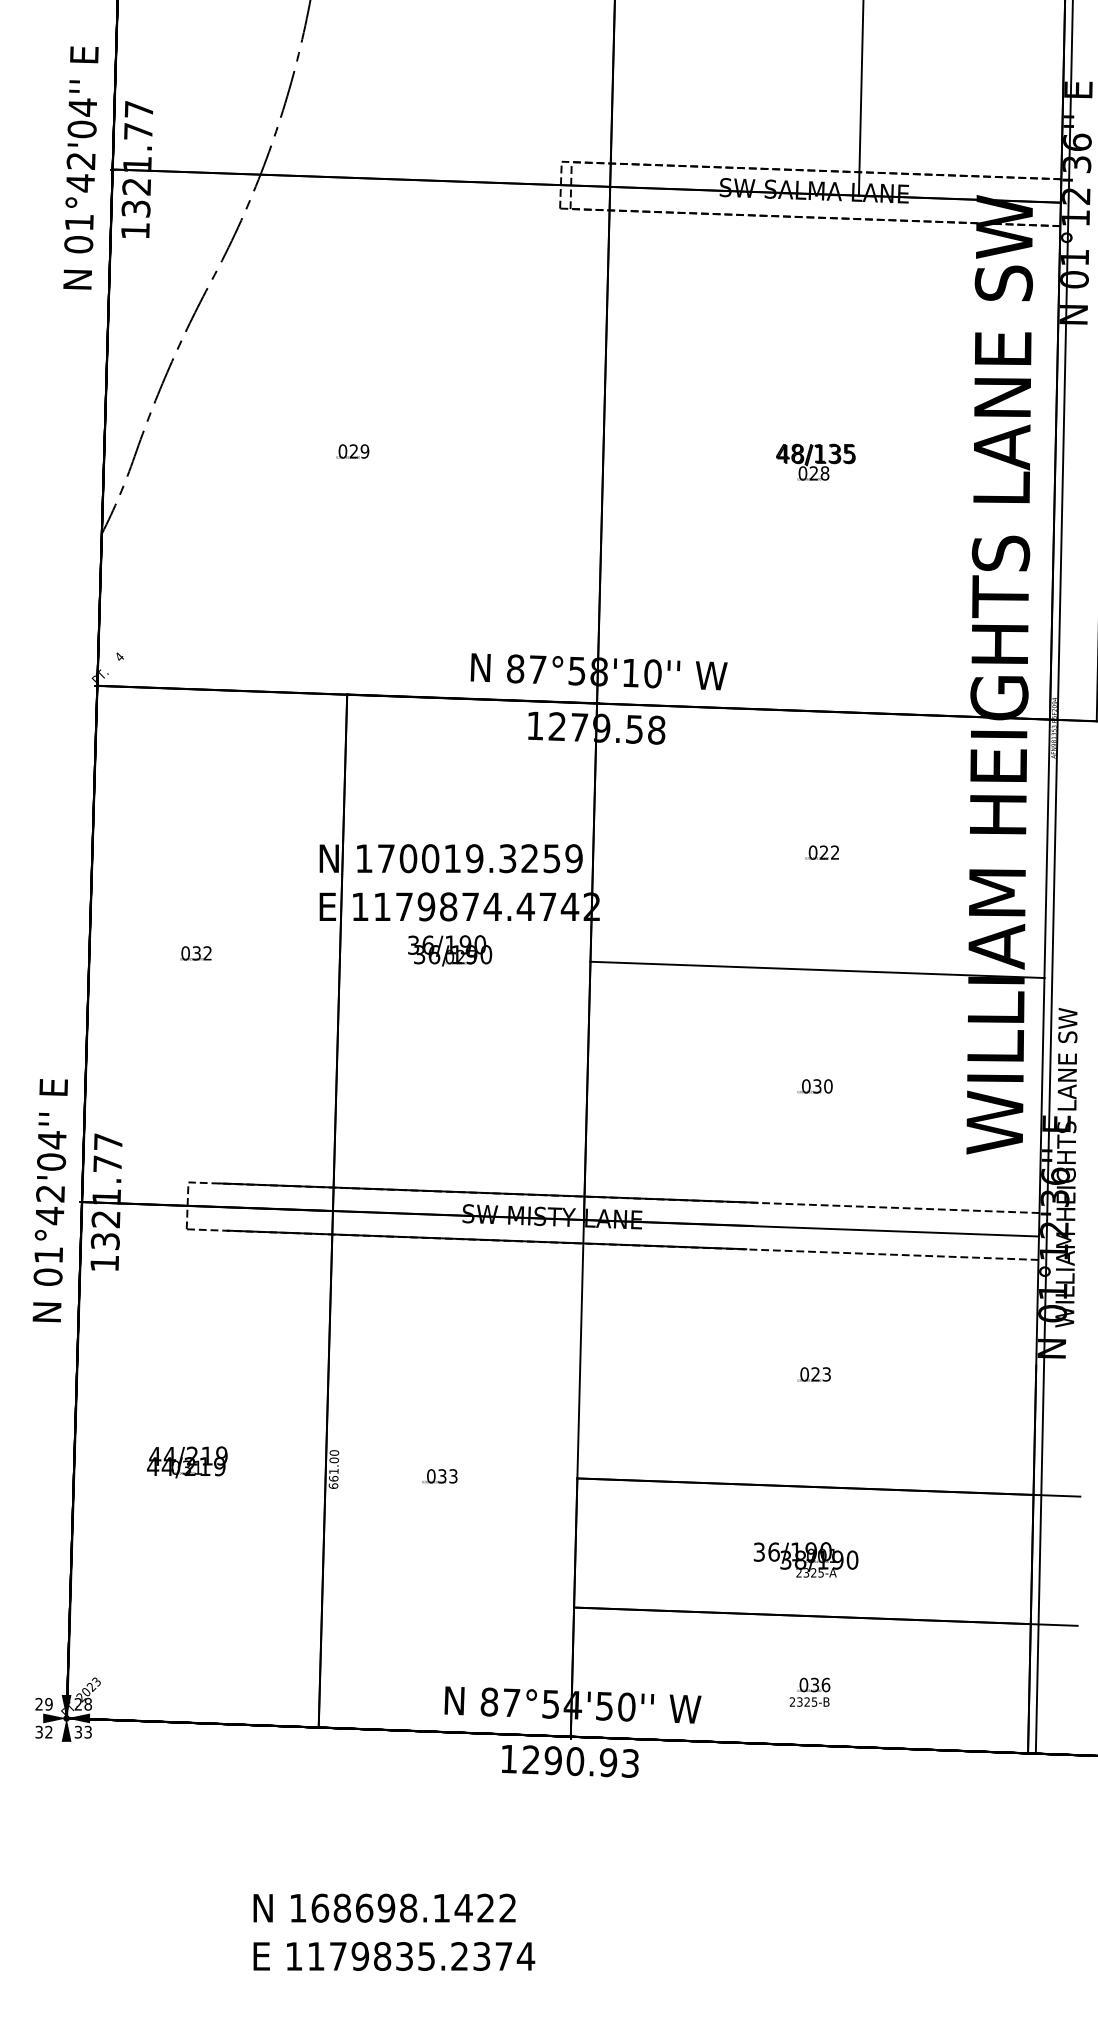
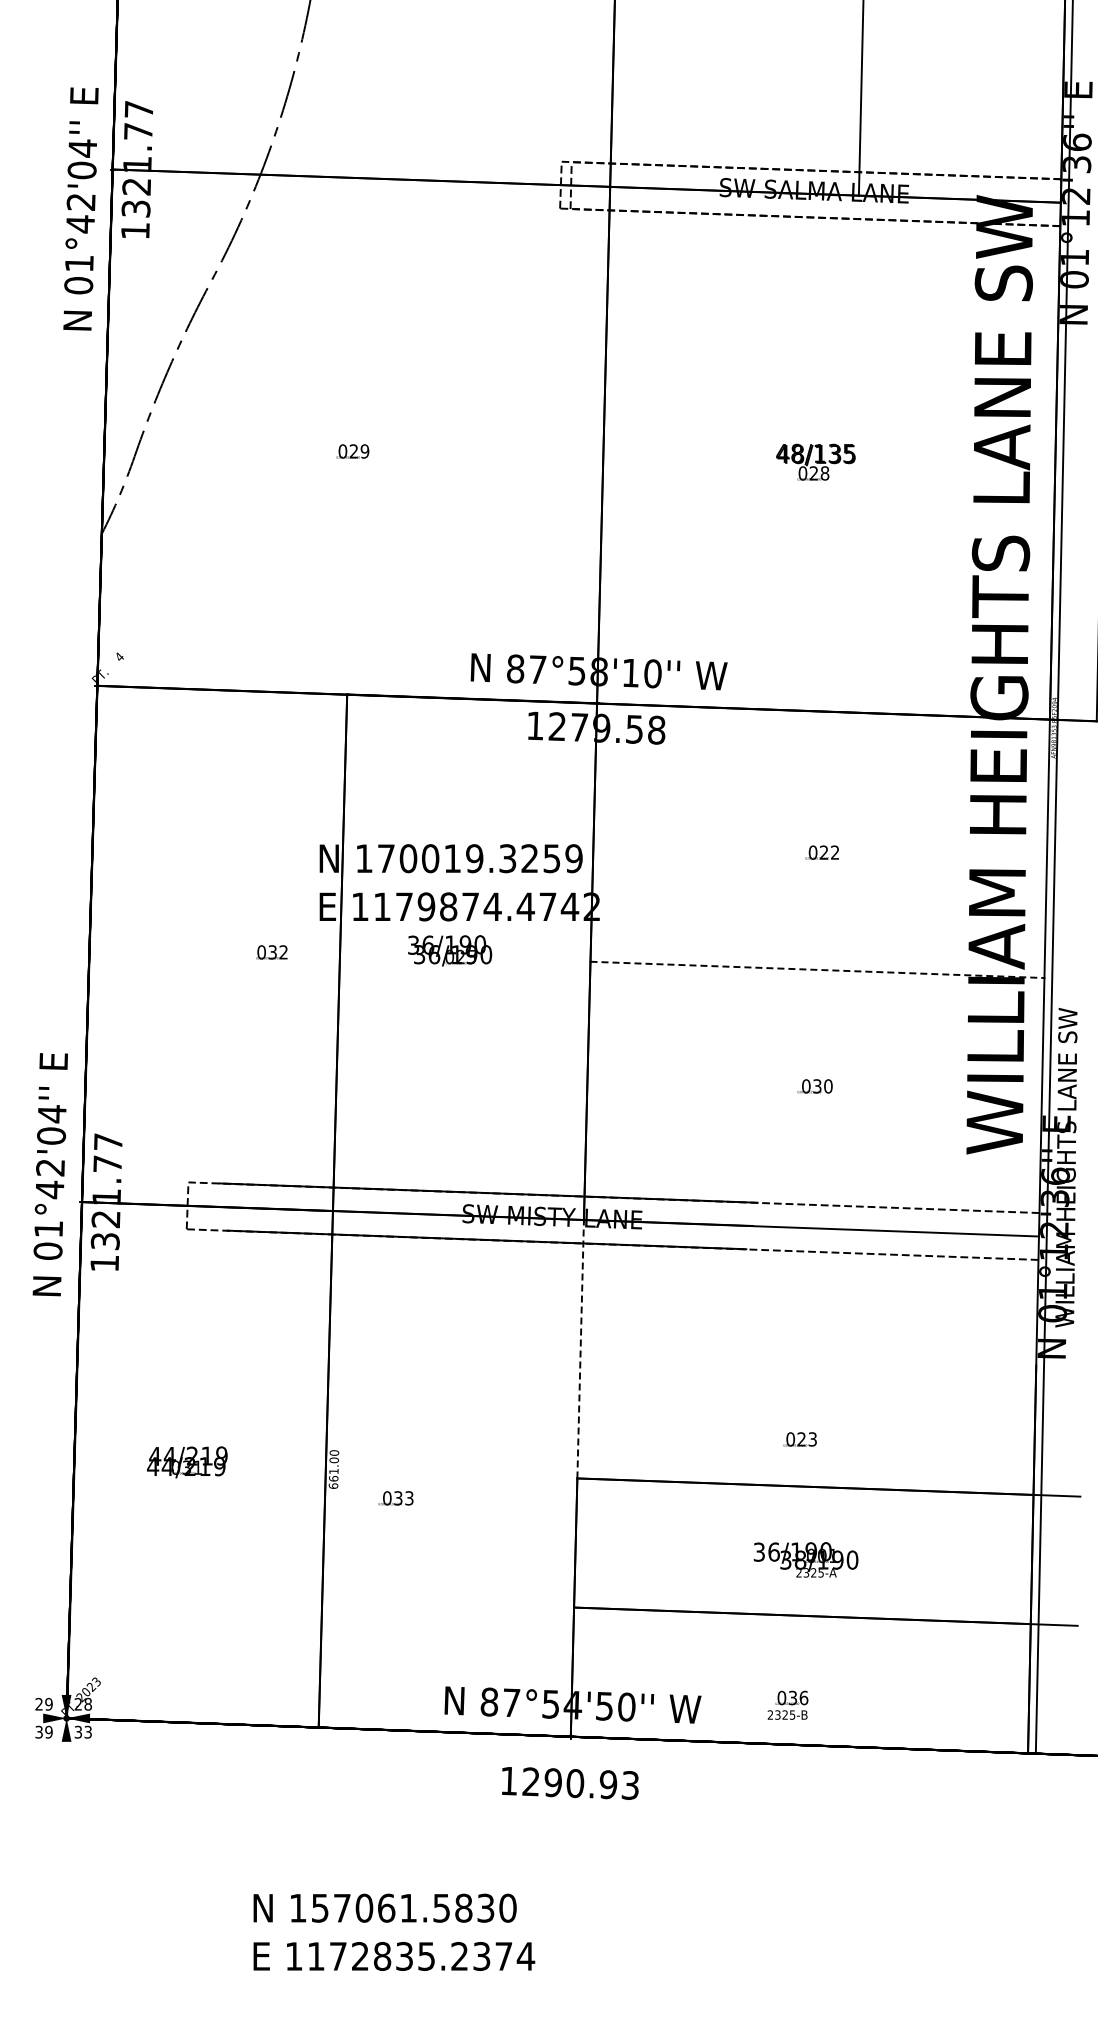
text position: (80, 167) -> (80, 208) (80, 208)
text position: (195, 953) -> (271, 952) (271, 952)
line: solid -> dashed (817, 969)
text position: (49, 1200) -> (49, 1174) (49, 1174)
line: solid -> dashed (580, 1348)
text position: (813, 1374) -> (799, 1439) (799, 1439)
text position: (439, 1476) -> (395, 1498) (395, 1498)
text position: (809, 1691) -> (787, 1704) (787, 1704)
text: 32 -> 39 (48, 1732)
text position: (570, 1761) -> (570, 1783) (570, 1783)
text: 168698.1422 -> 157061.5830 (413, 1907)
text: 1179835.2374 -> 1172835.2374 (359, 1956)
